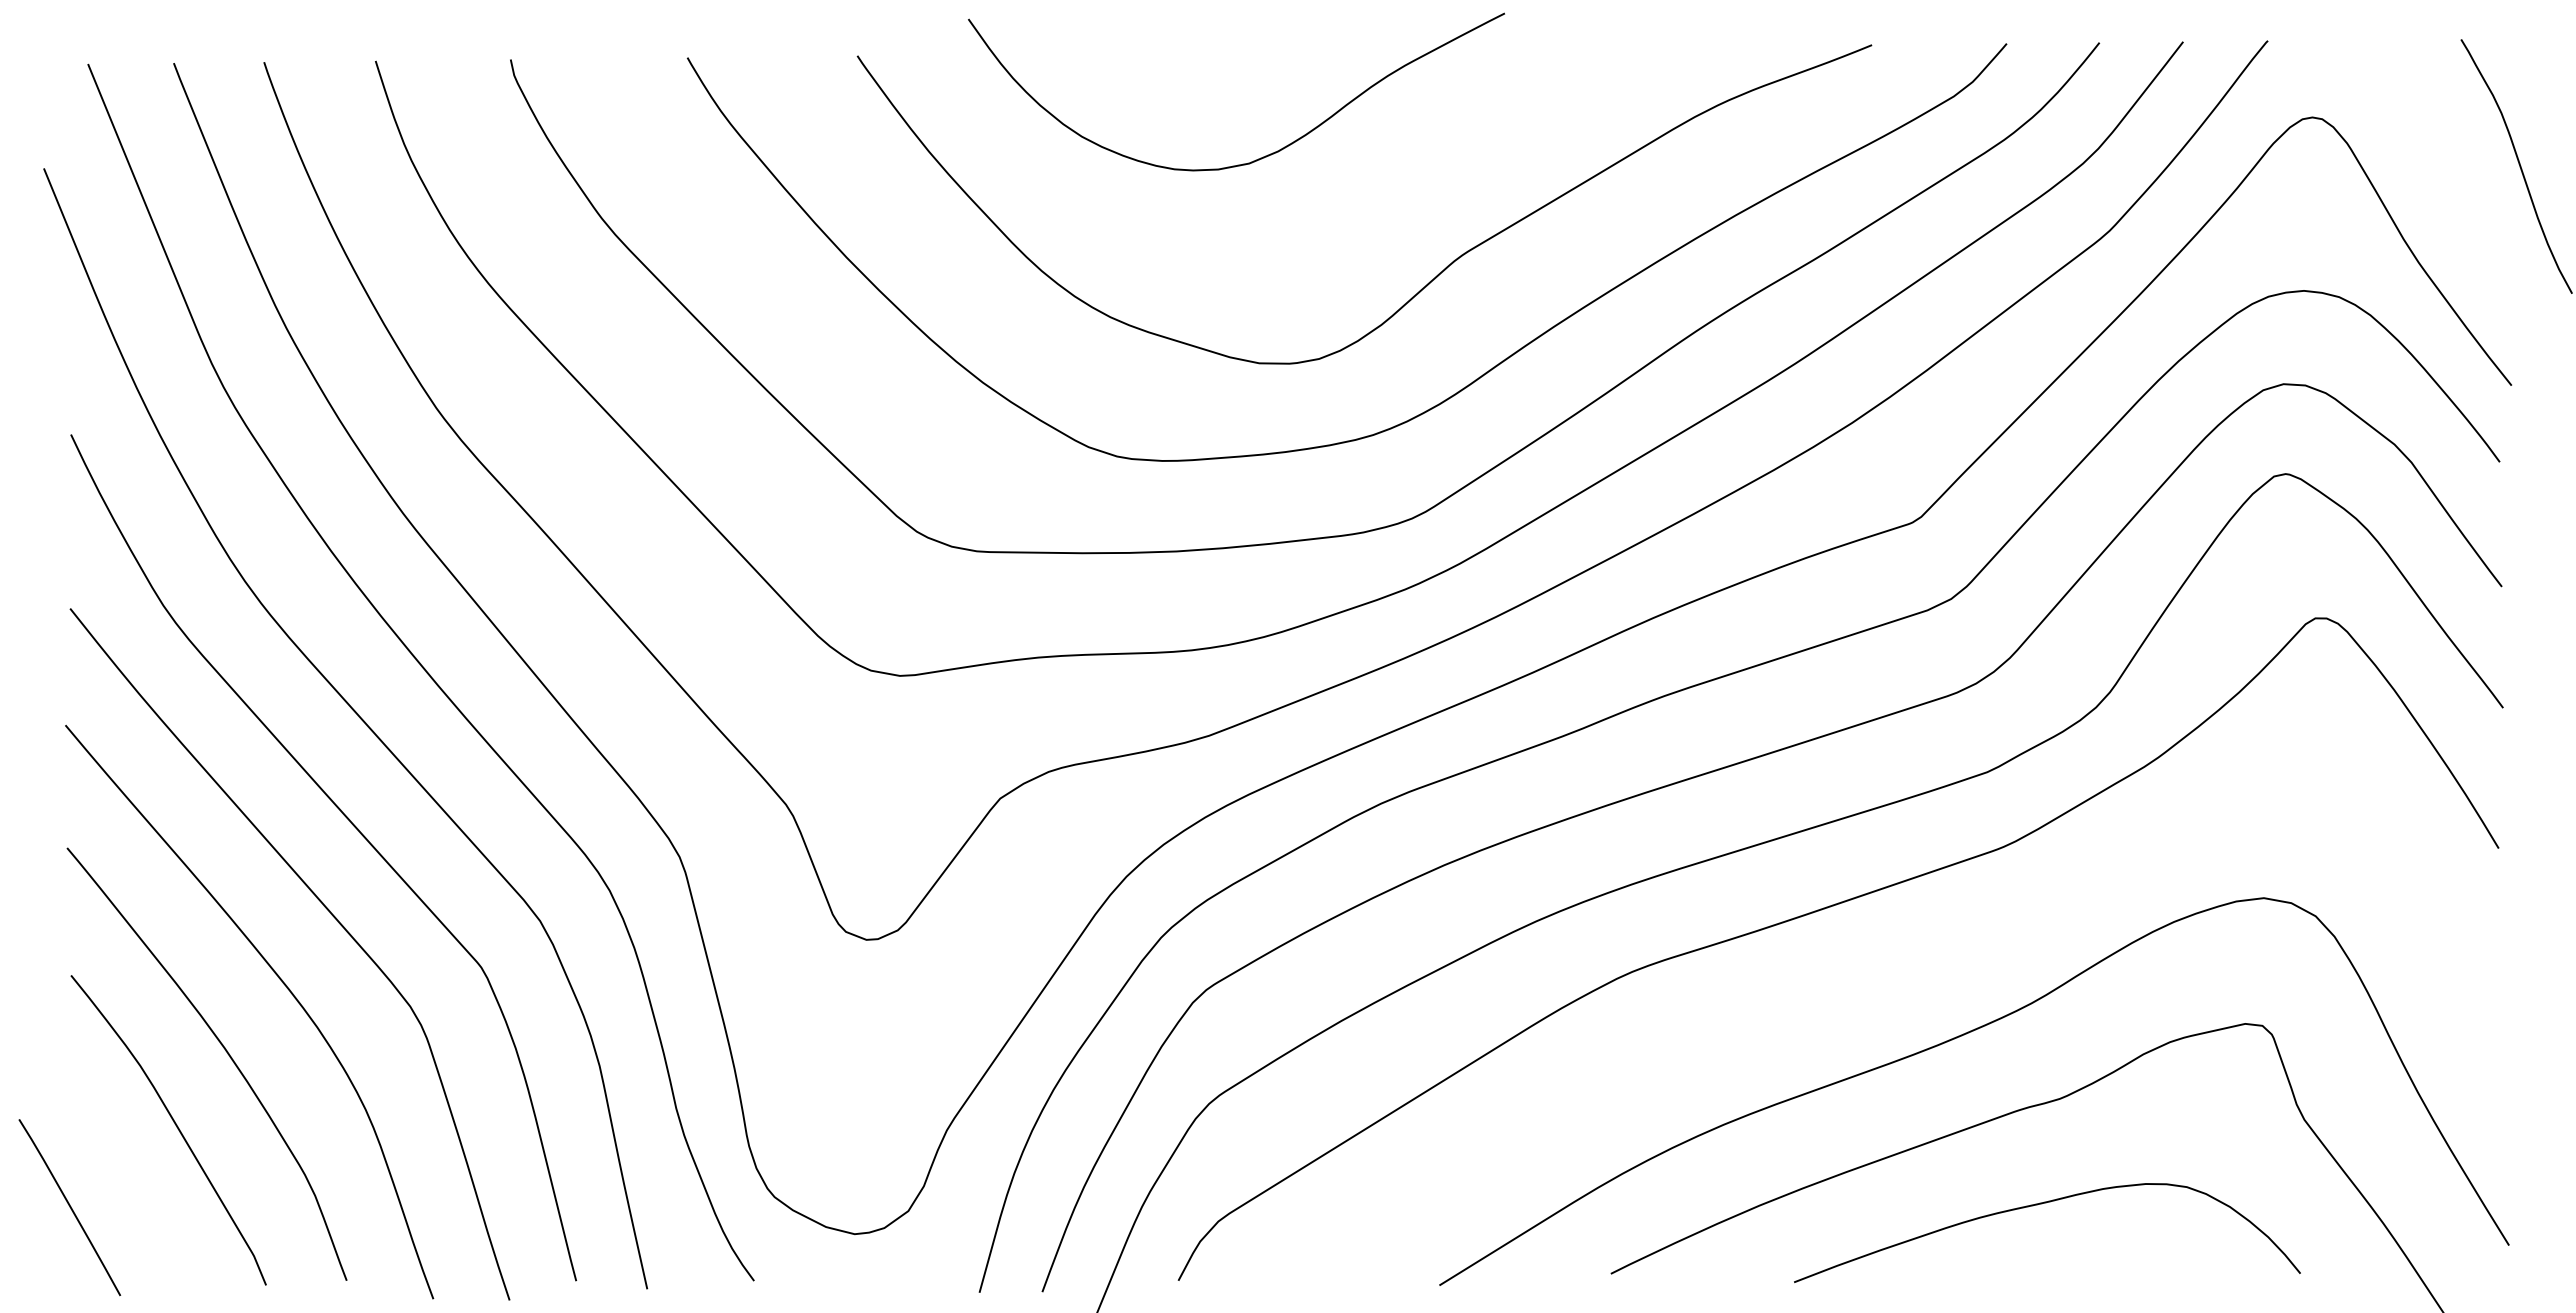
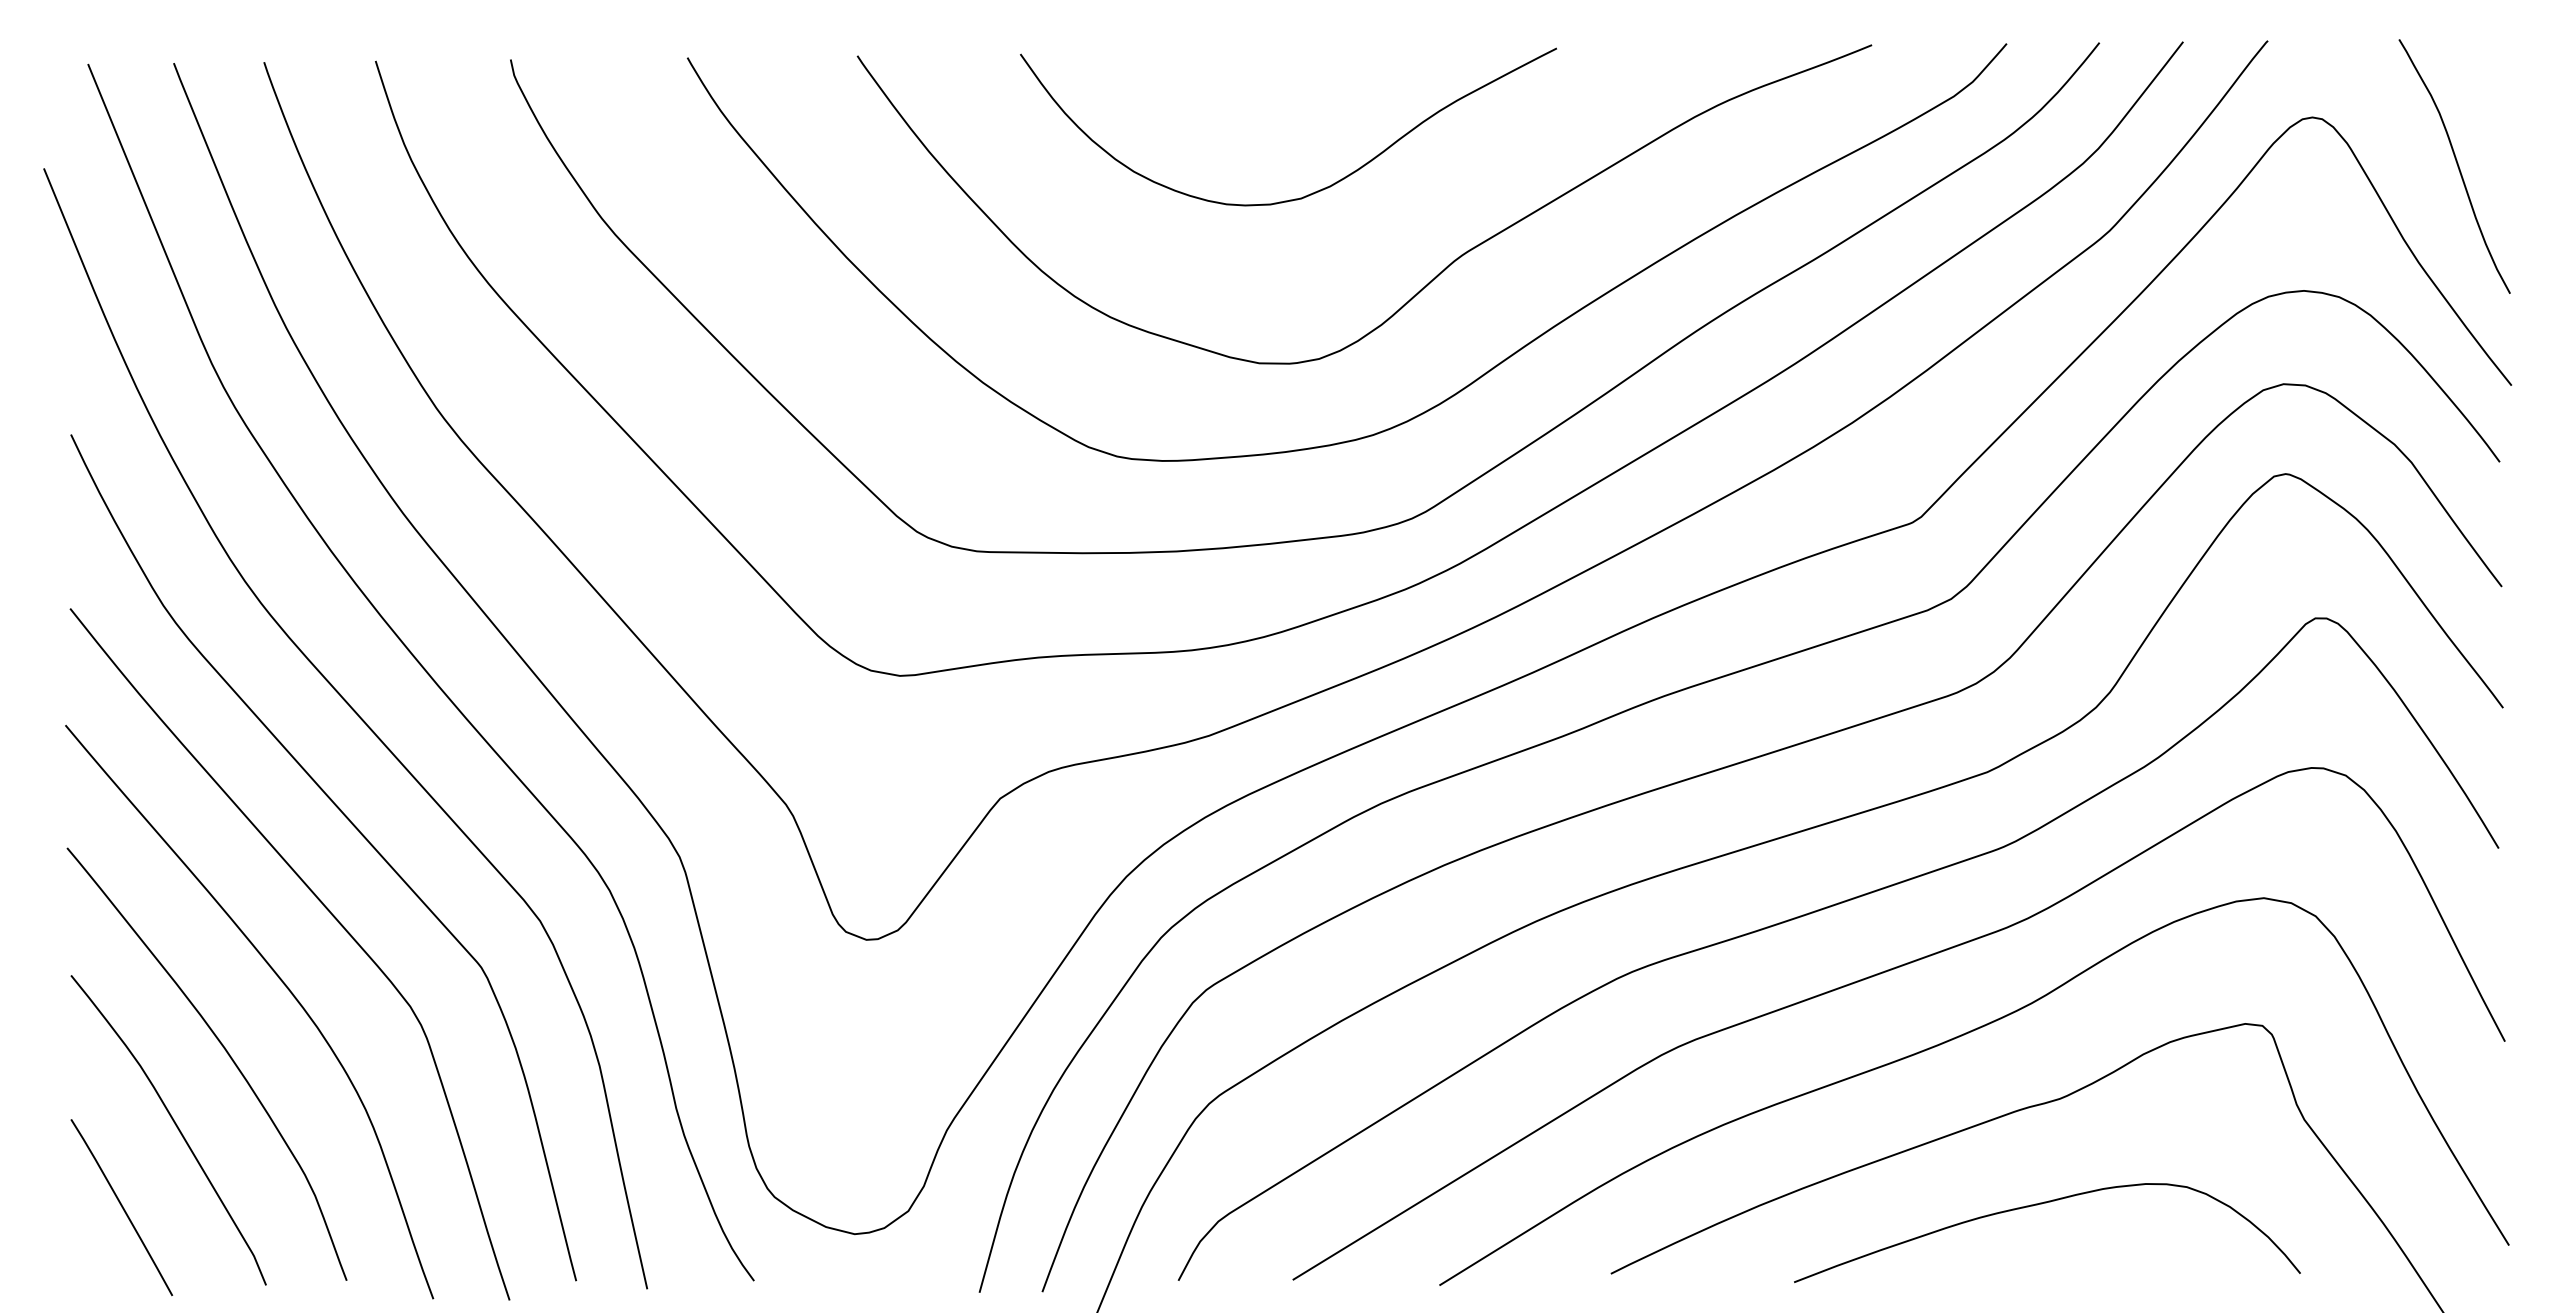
curve position: (1267, 154) -> (1319, 189) (1319, 189)
curve position: (2518, 164) -> (2456, 164) (2456, 164)
curve: none -> present (1883, 973)
curve position: (69, 1207) -> (121, 1207) (121, 1207)
